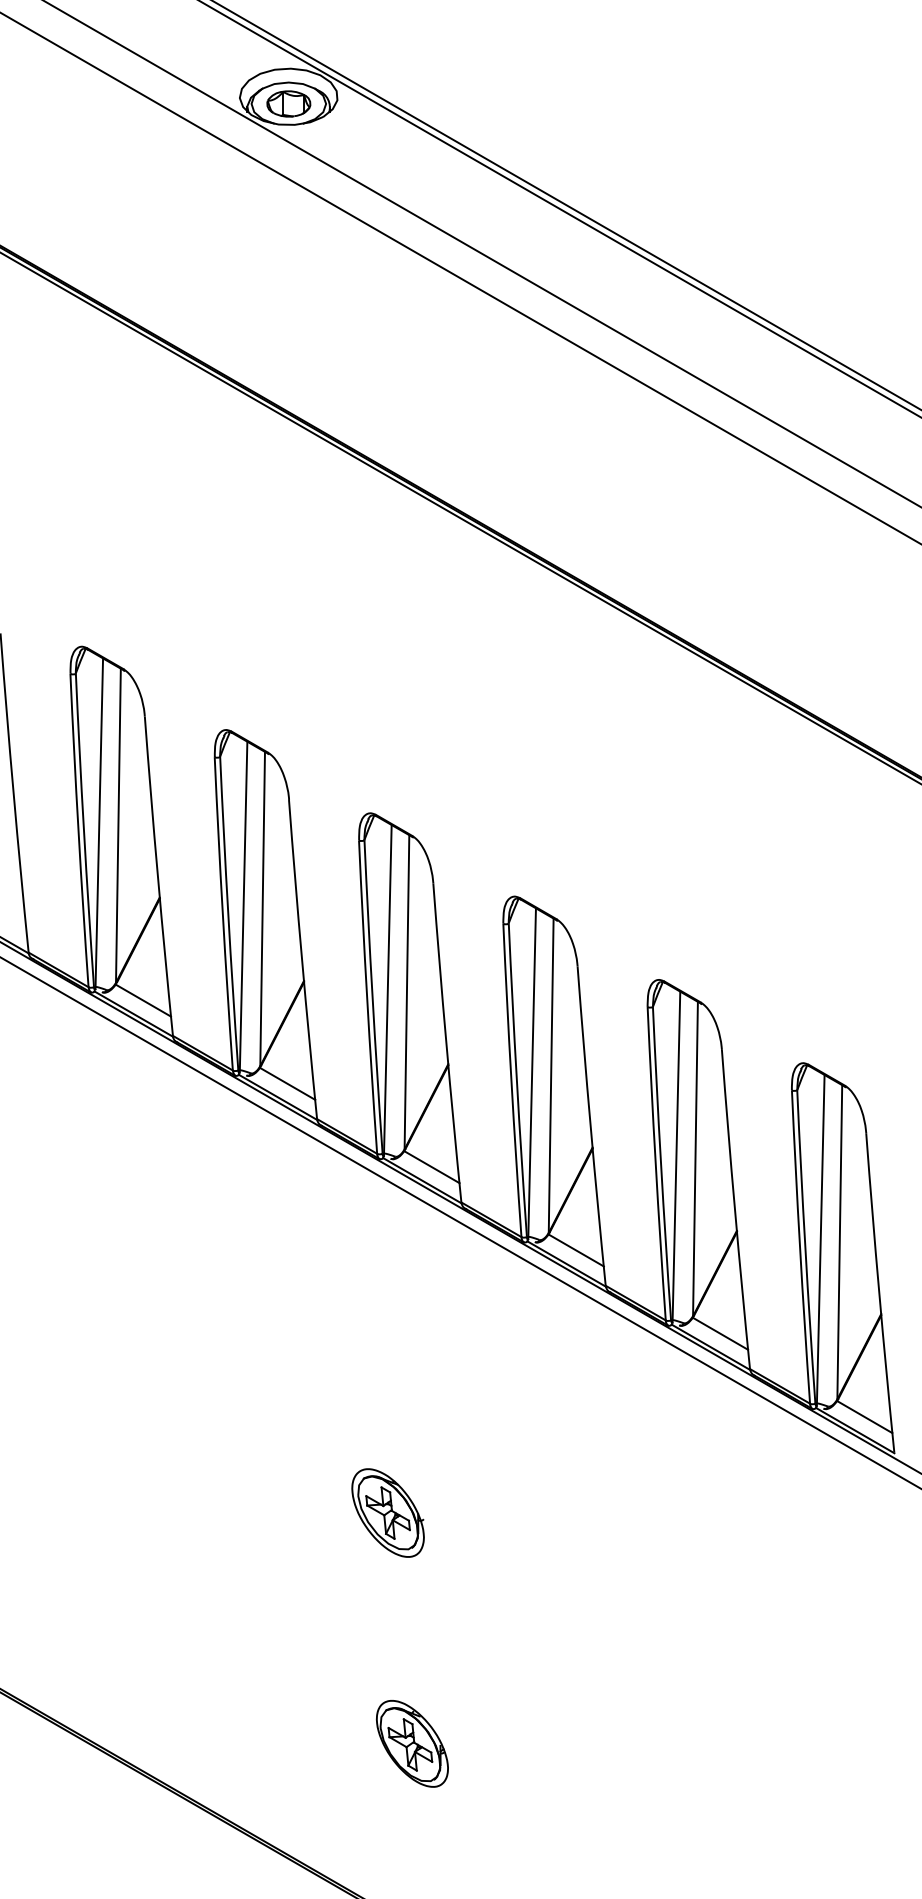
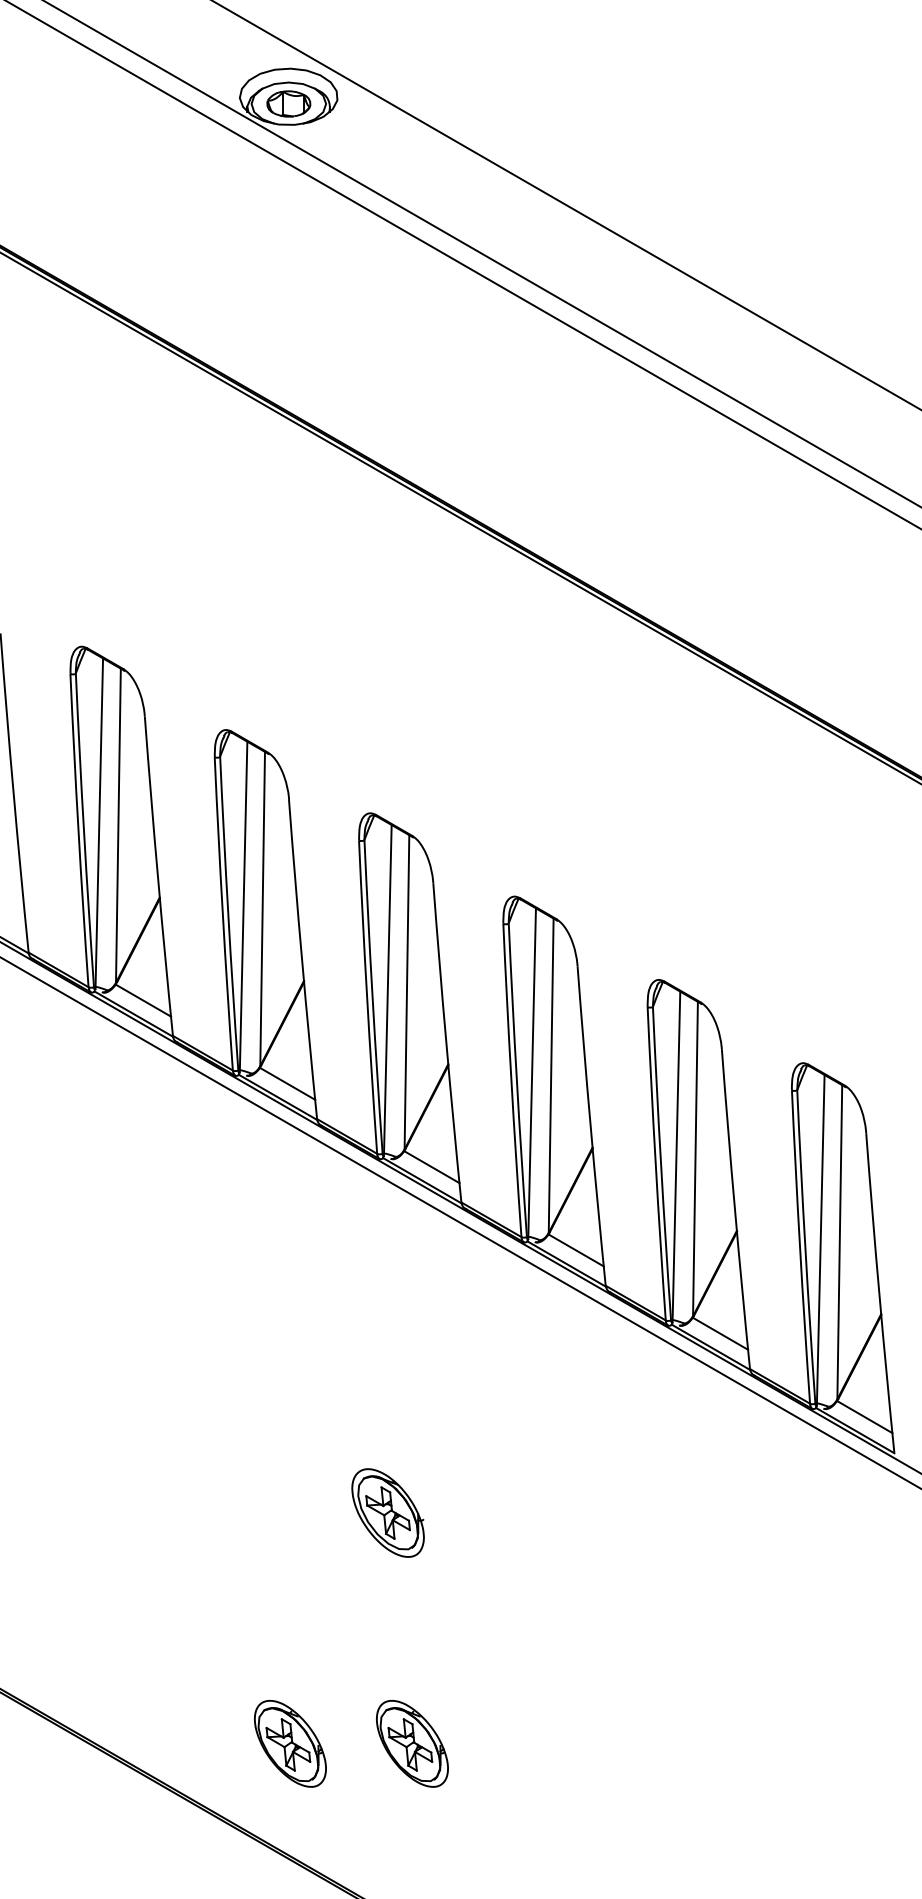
line: present -> none (559, 209)
line position: (460, 277) -> (463, 264) (463, 264)
part: none -> present (290, 1743)
